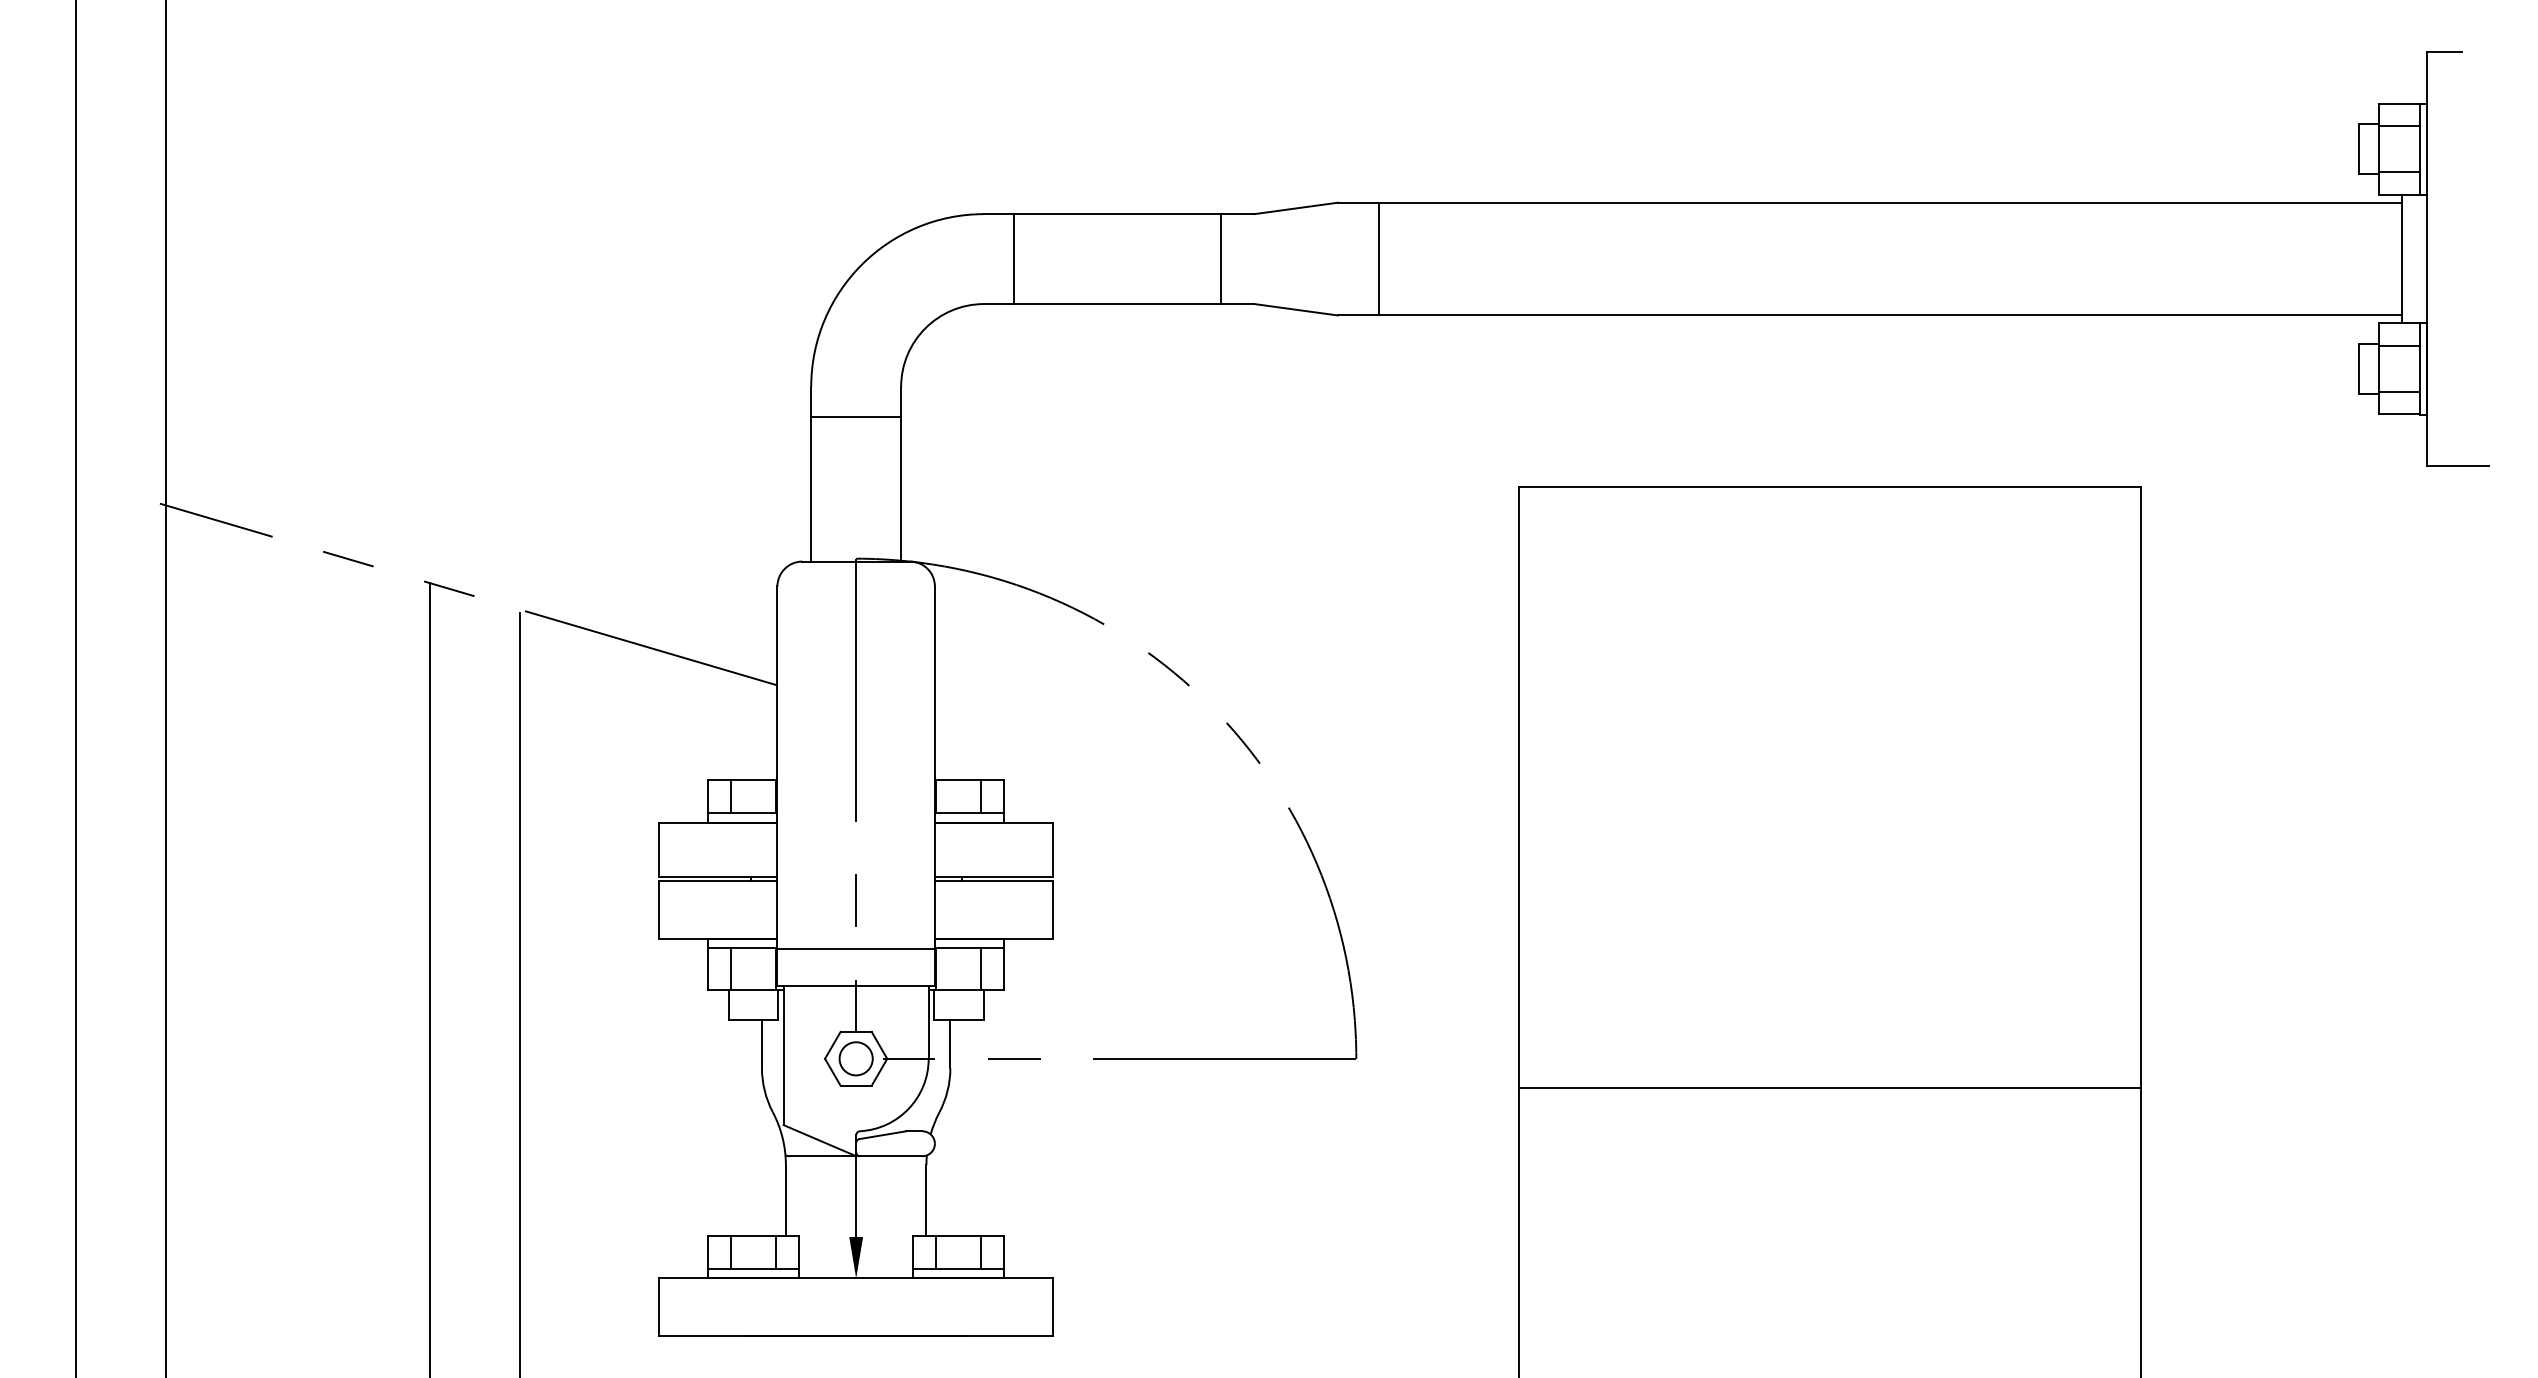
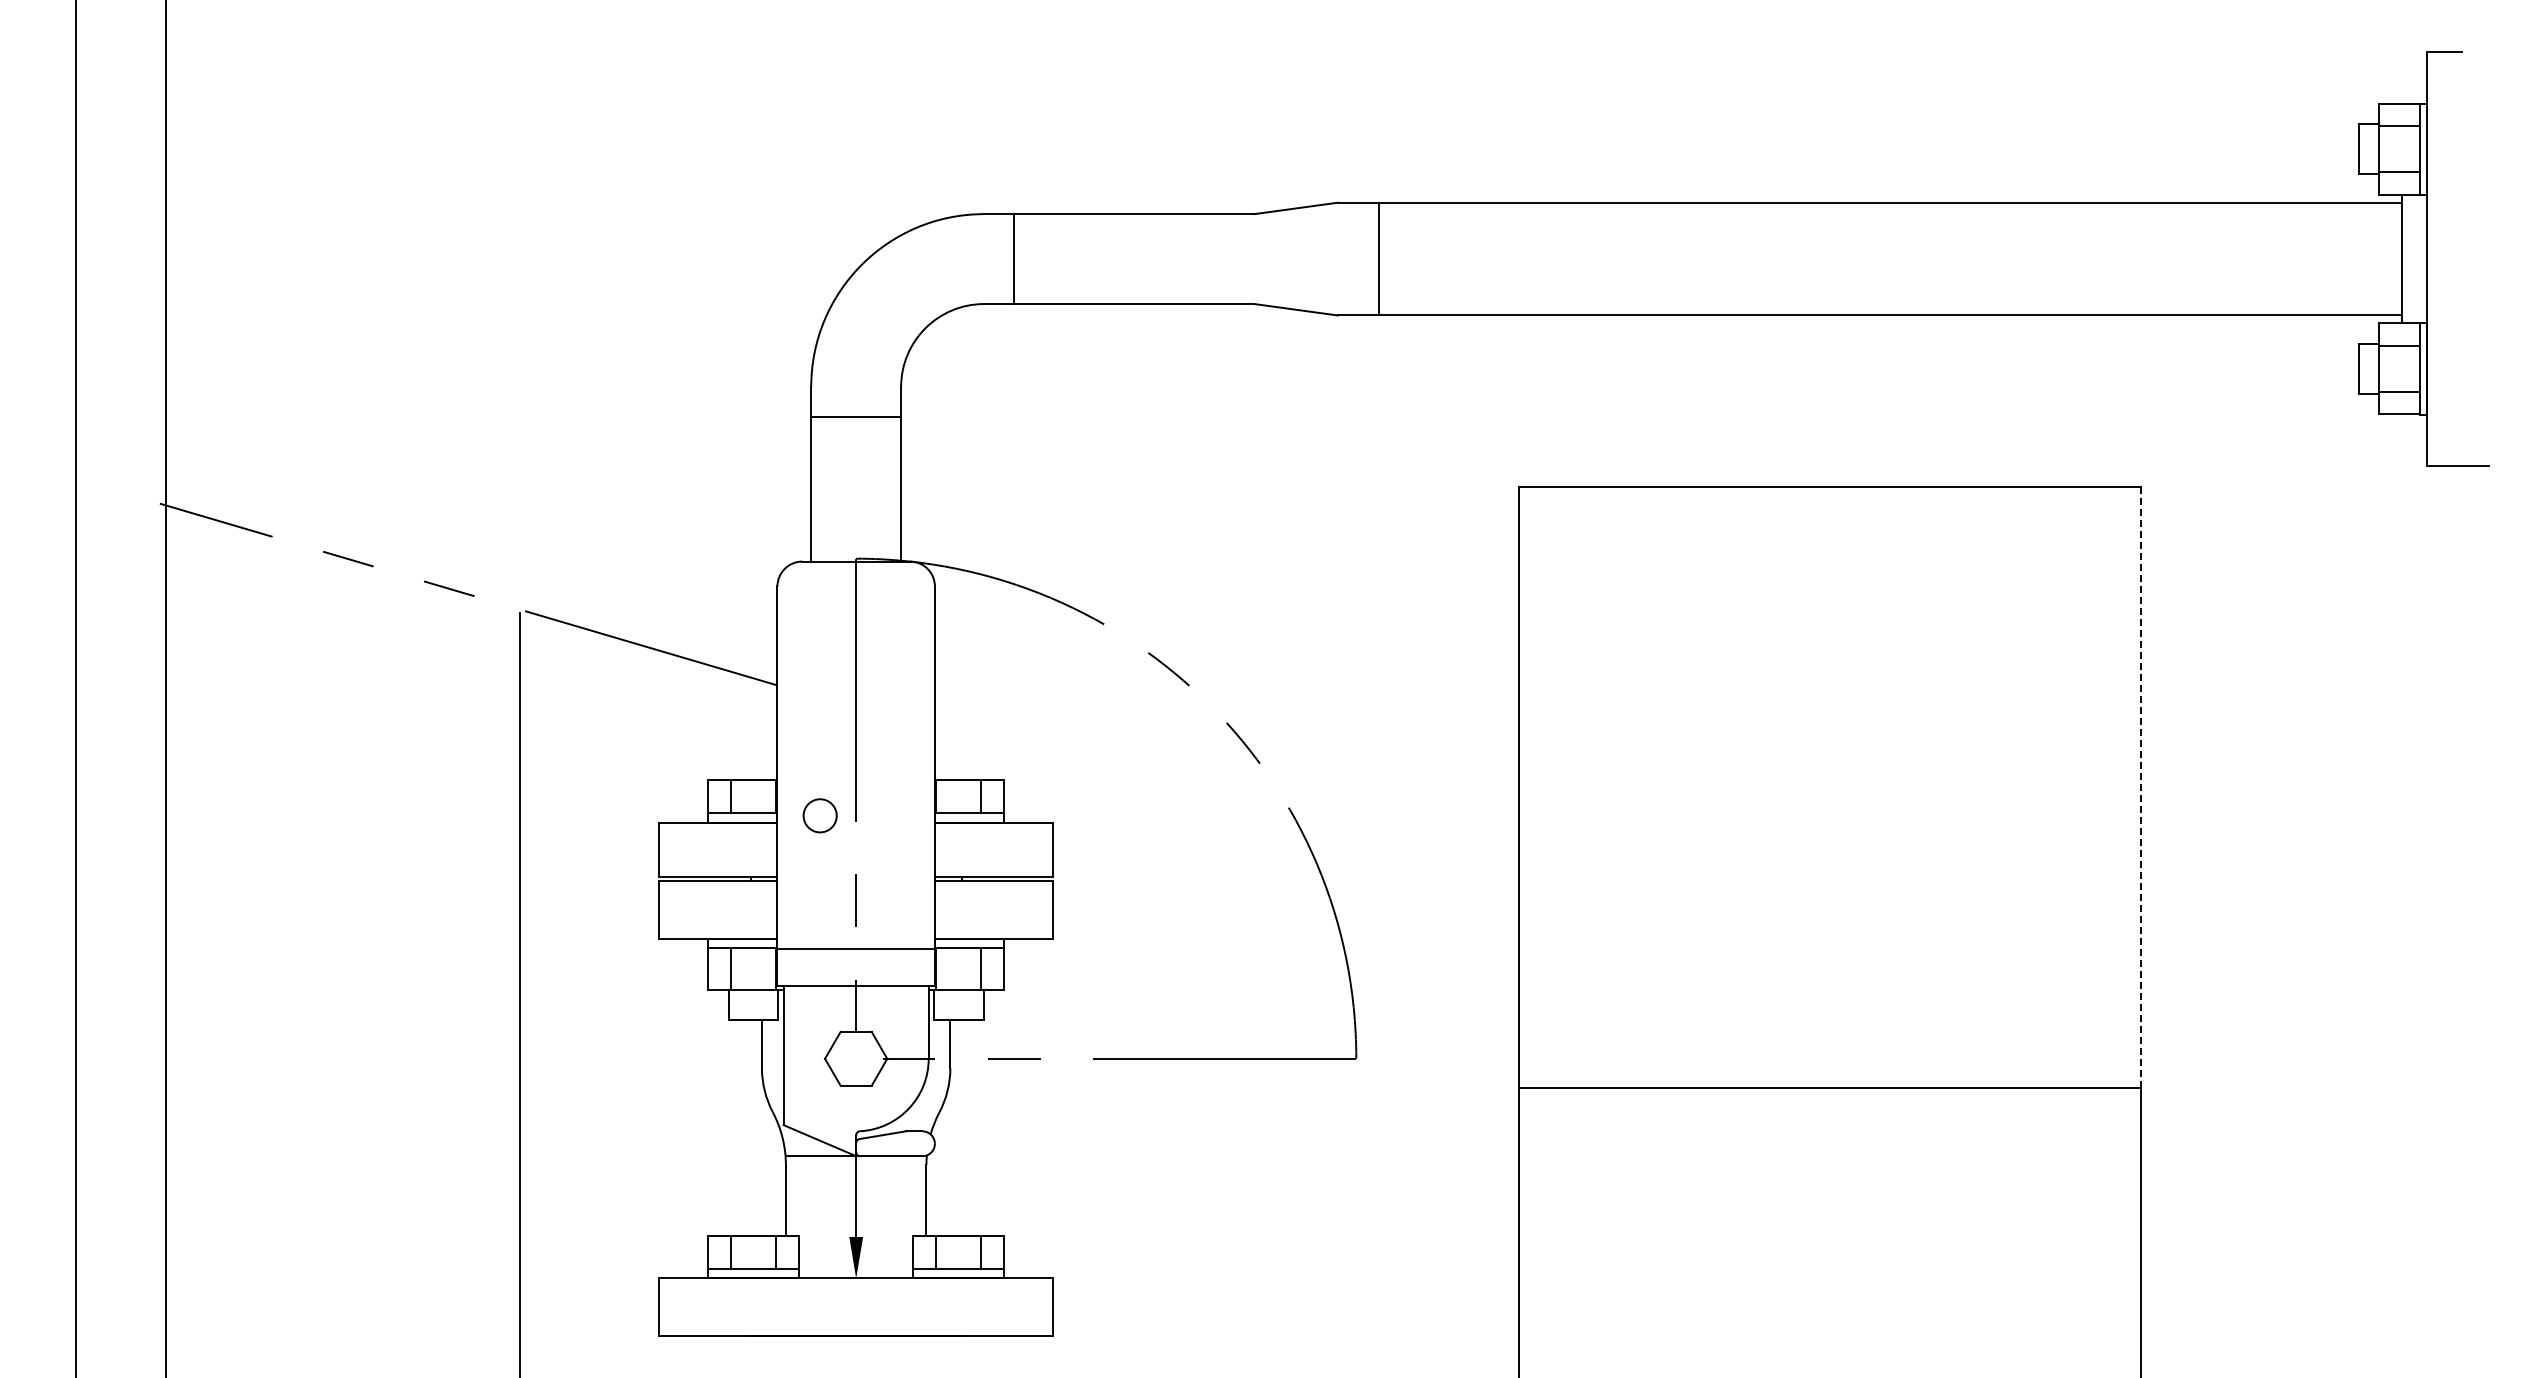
line: present -> none (1221, 259)
line: solid -> dashed (2140, 787)
line: present -> none (430, 978)
circle position: (855, 1058) -> (819, 815) (819, 815)
